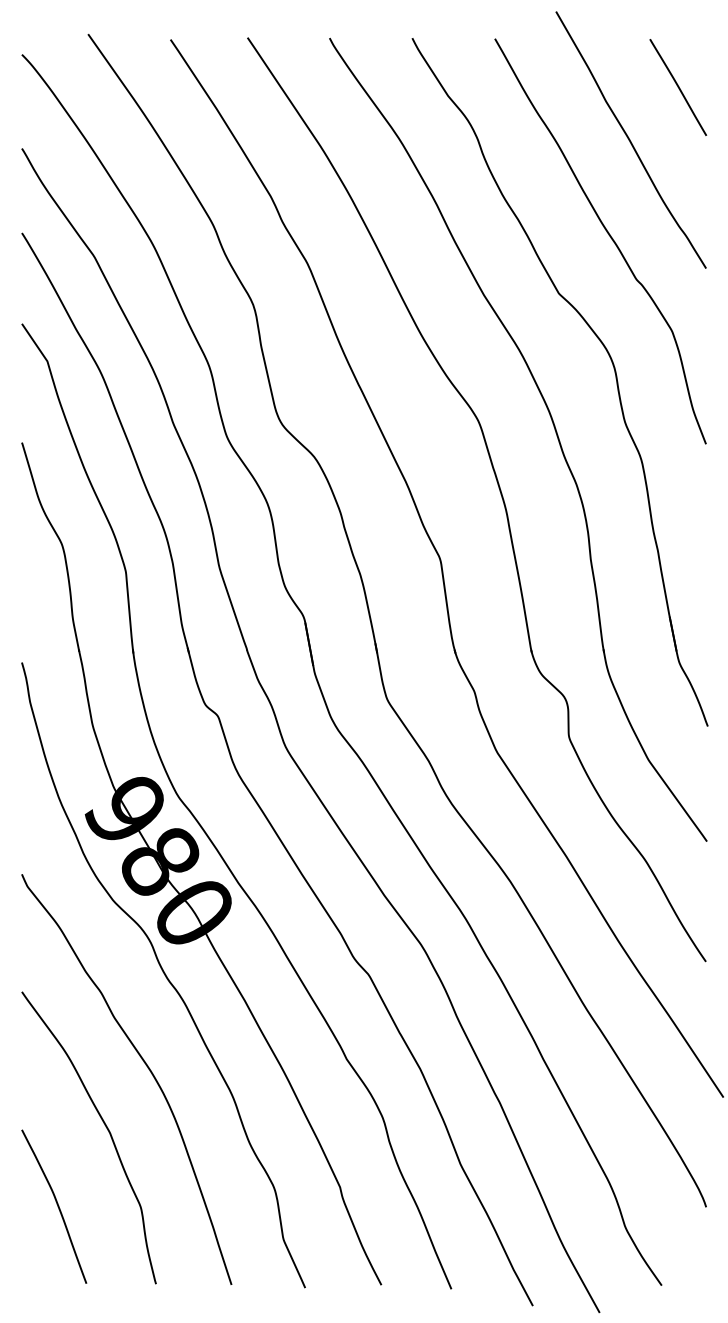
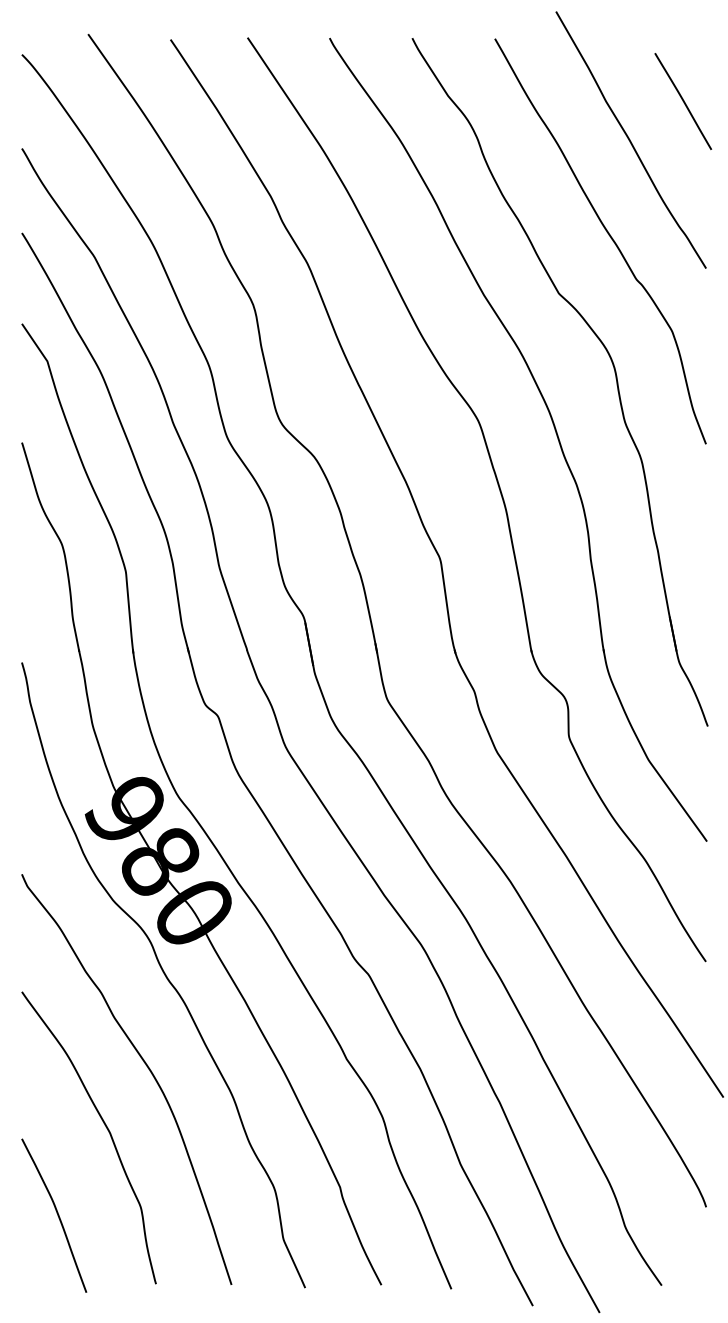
line position: (678, 87) -> (683, 101) (683, 101)
curve position: (56, 1204) -> (56, 1213) (56, 1213)
